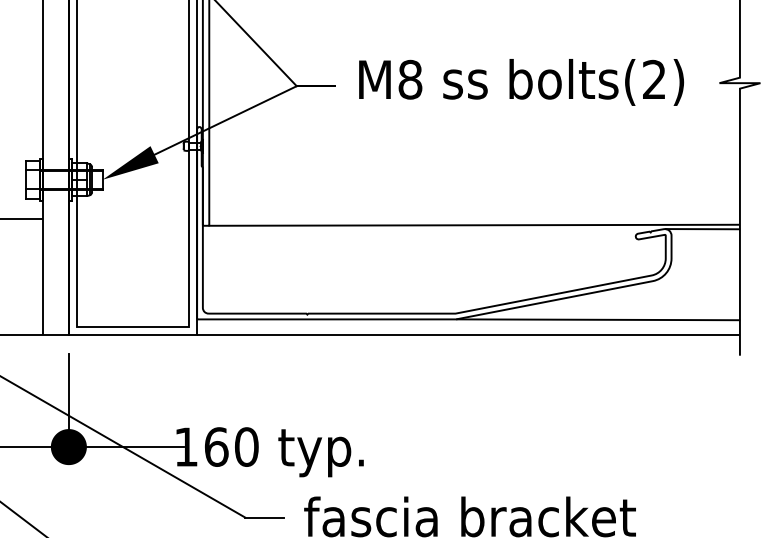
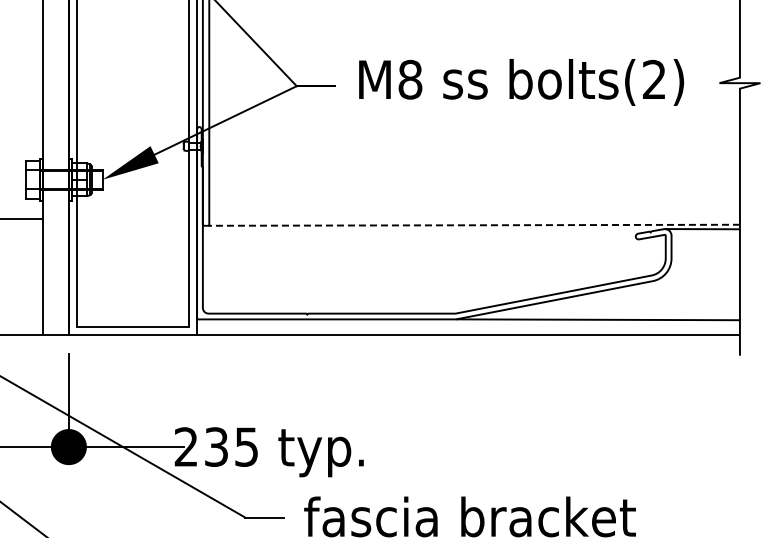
line: solid -> dashed (474, 225)
text: 160 -> 235 (216, 446)
